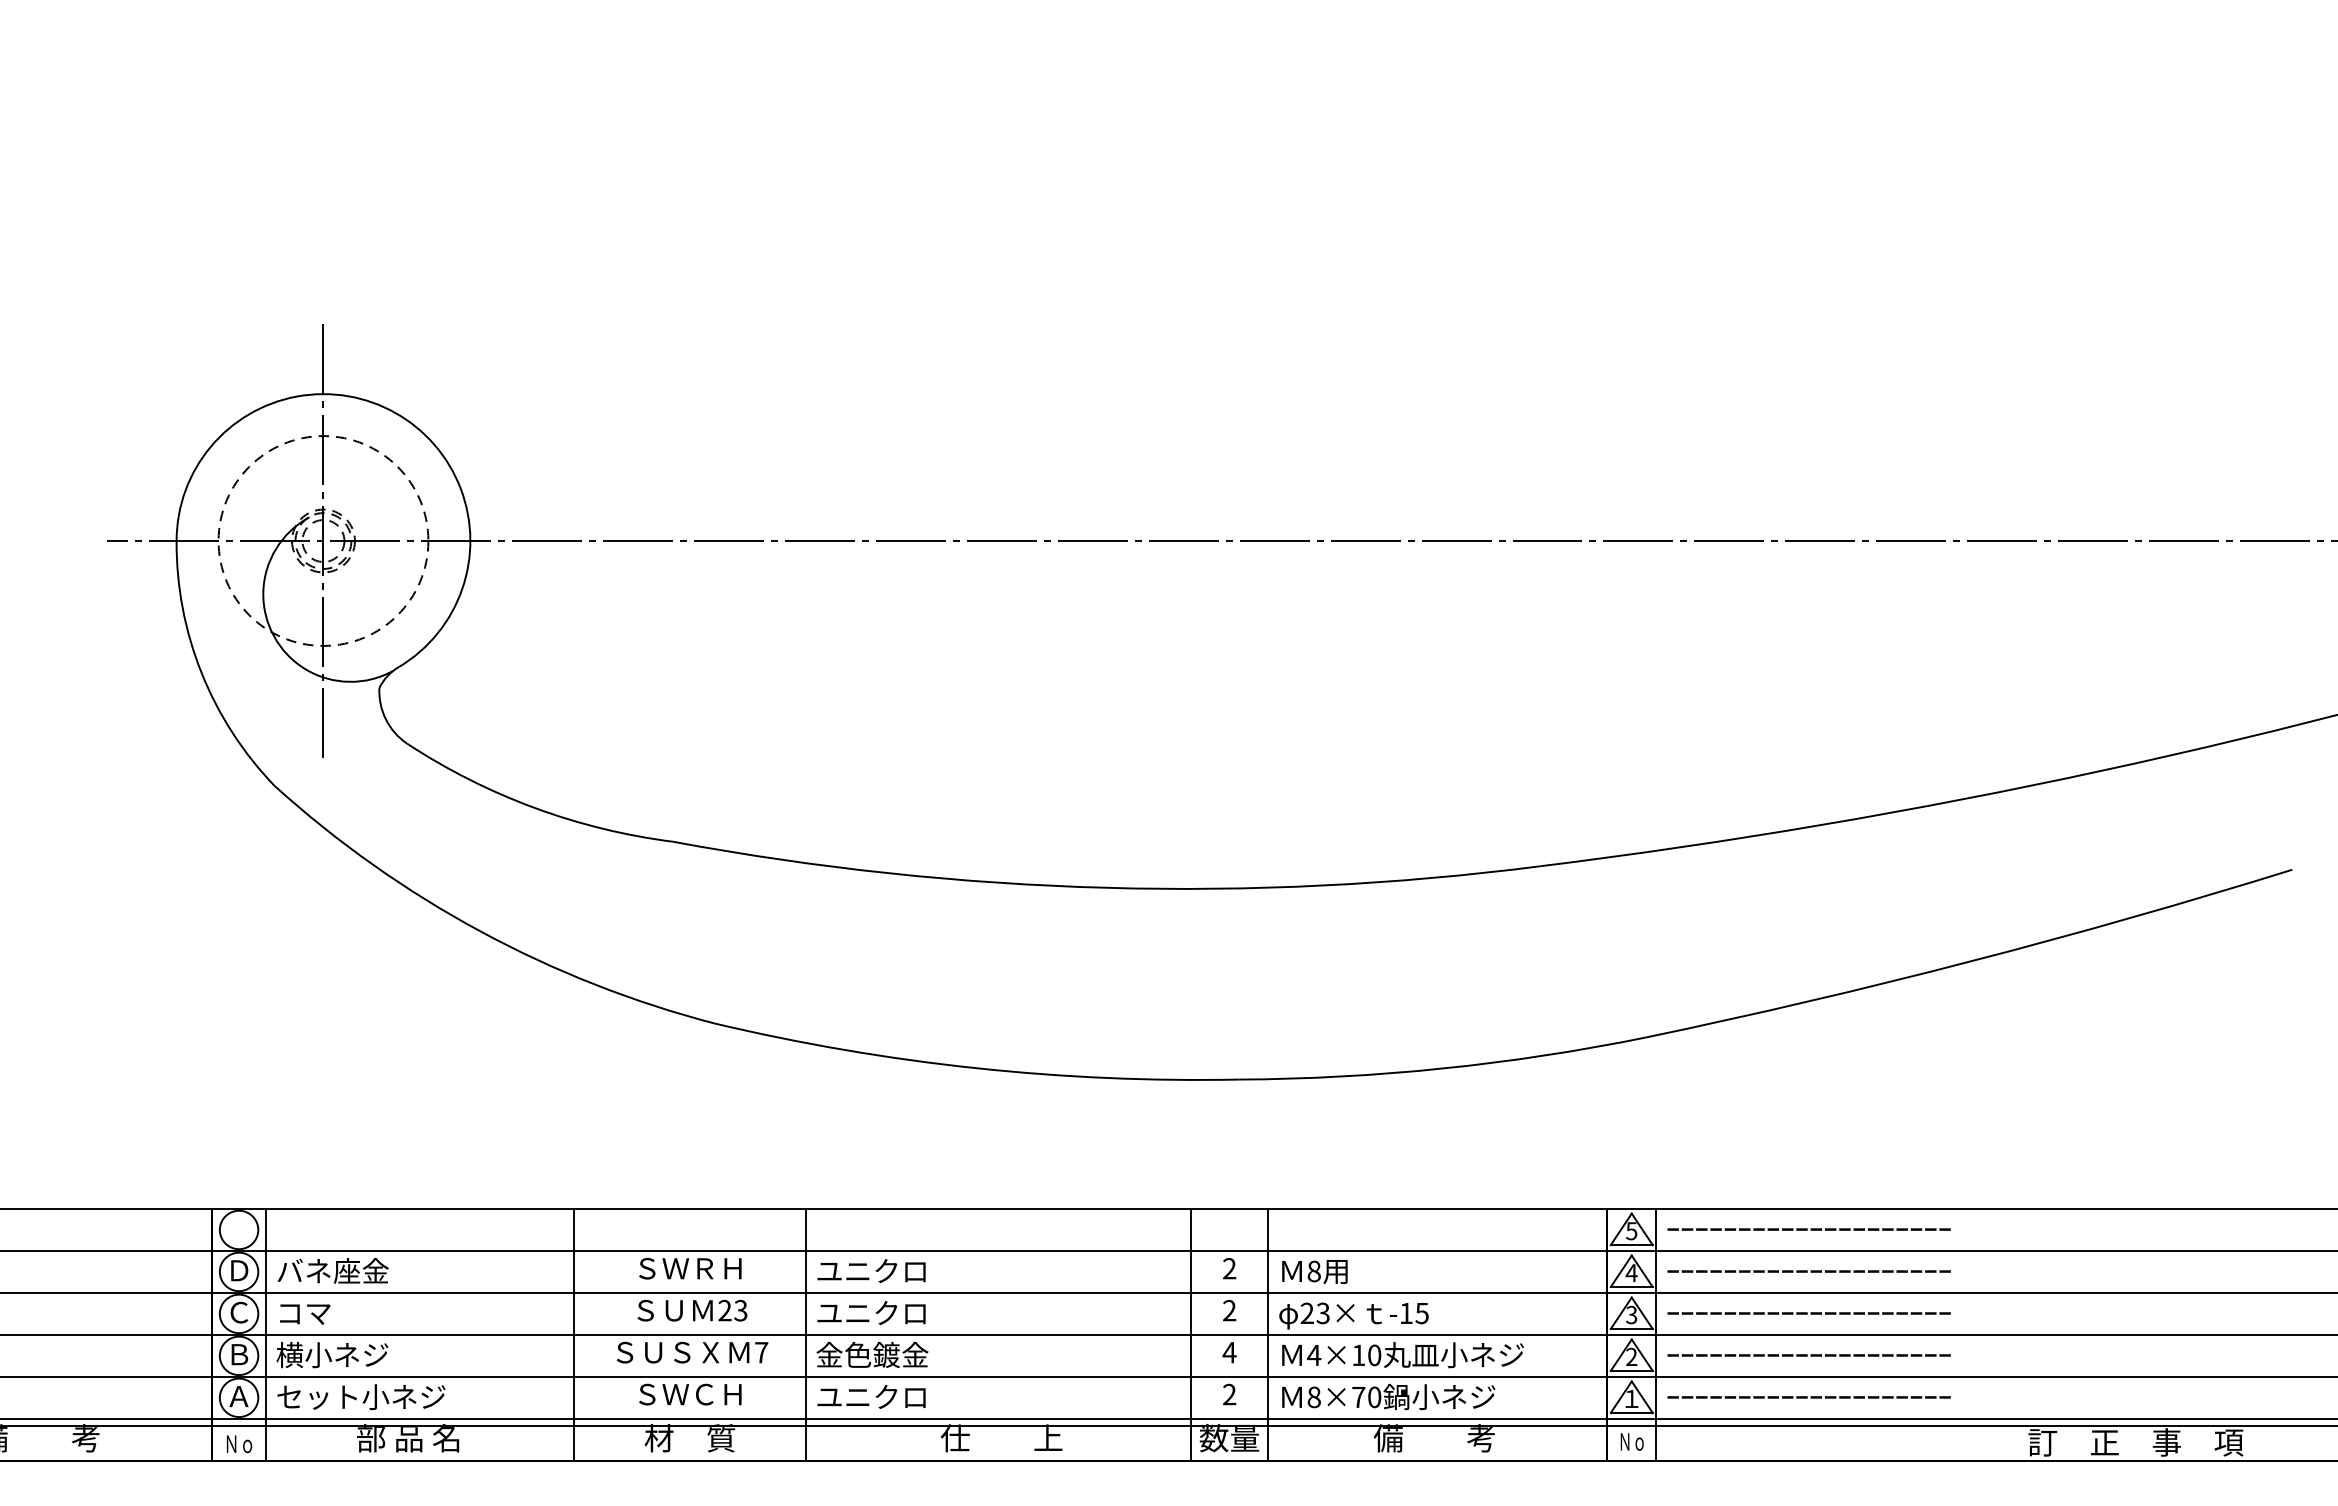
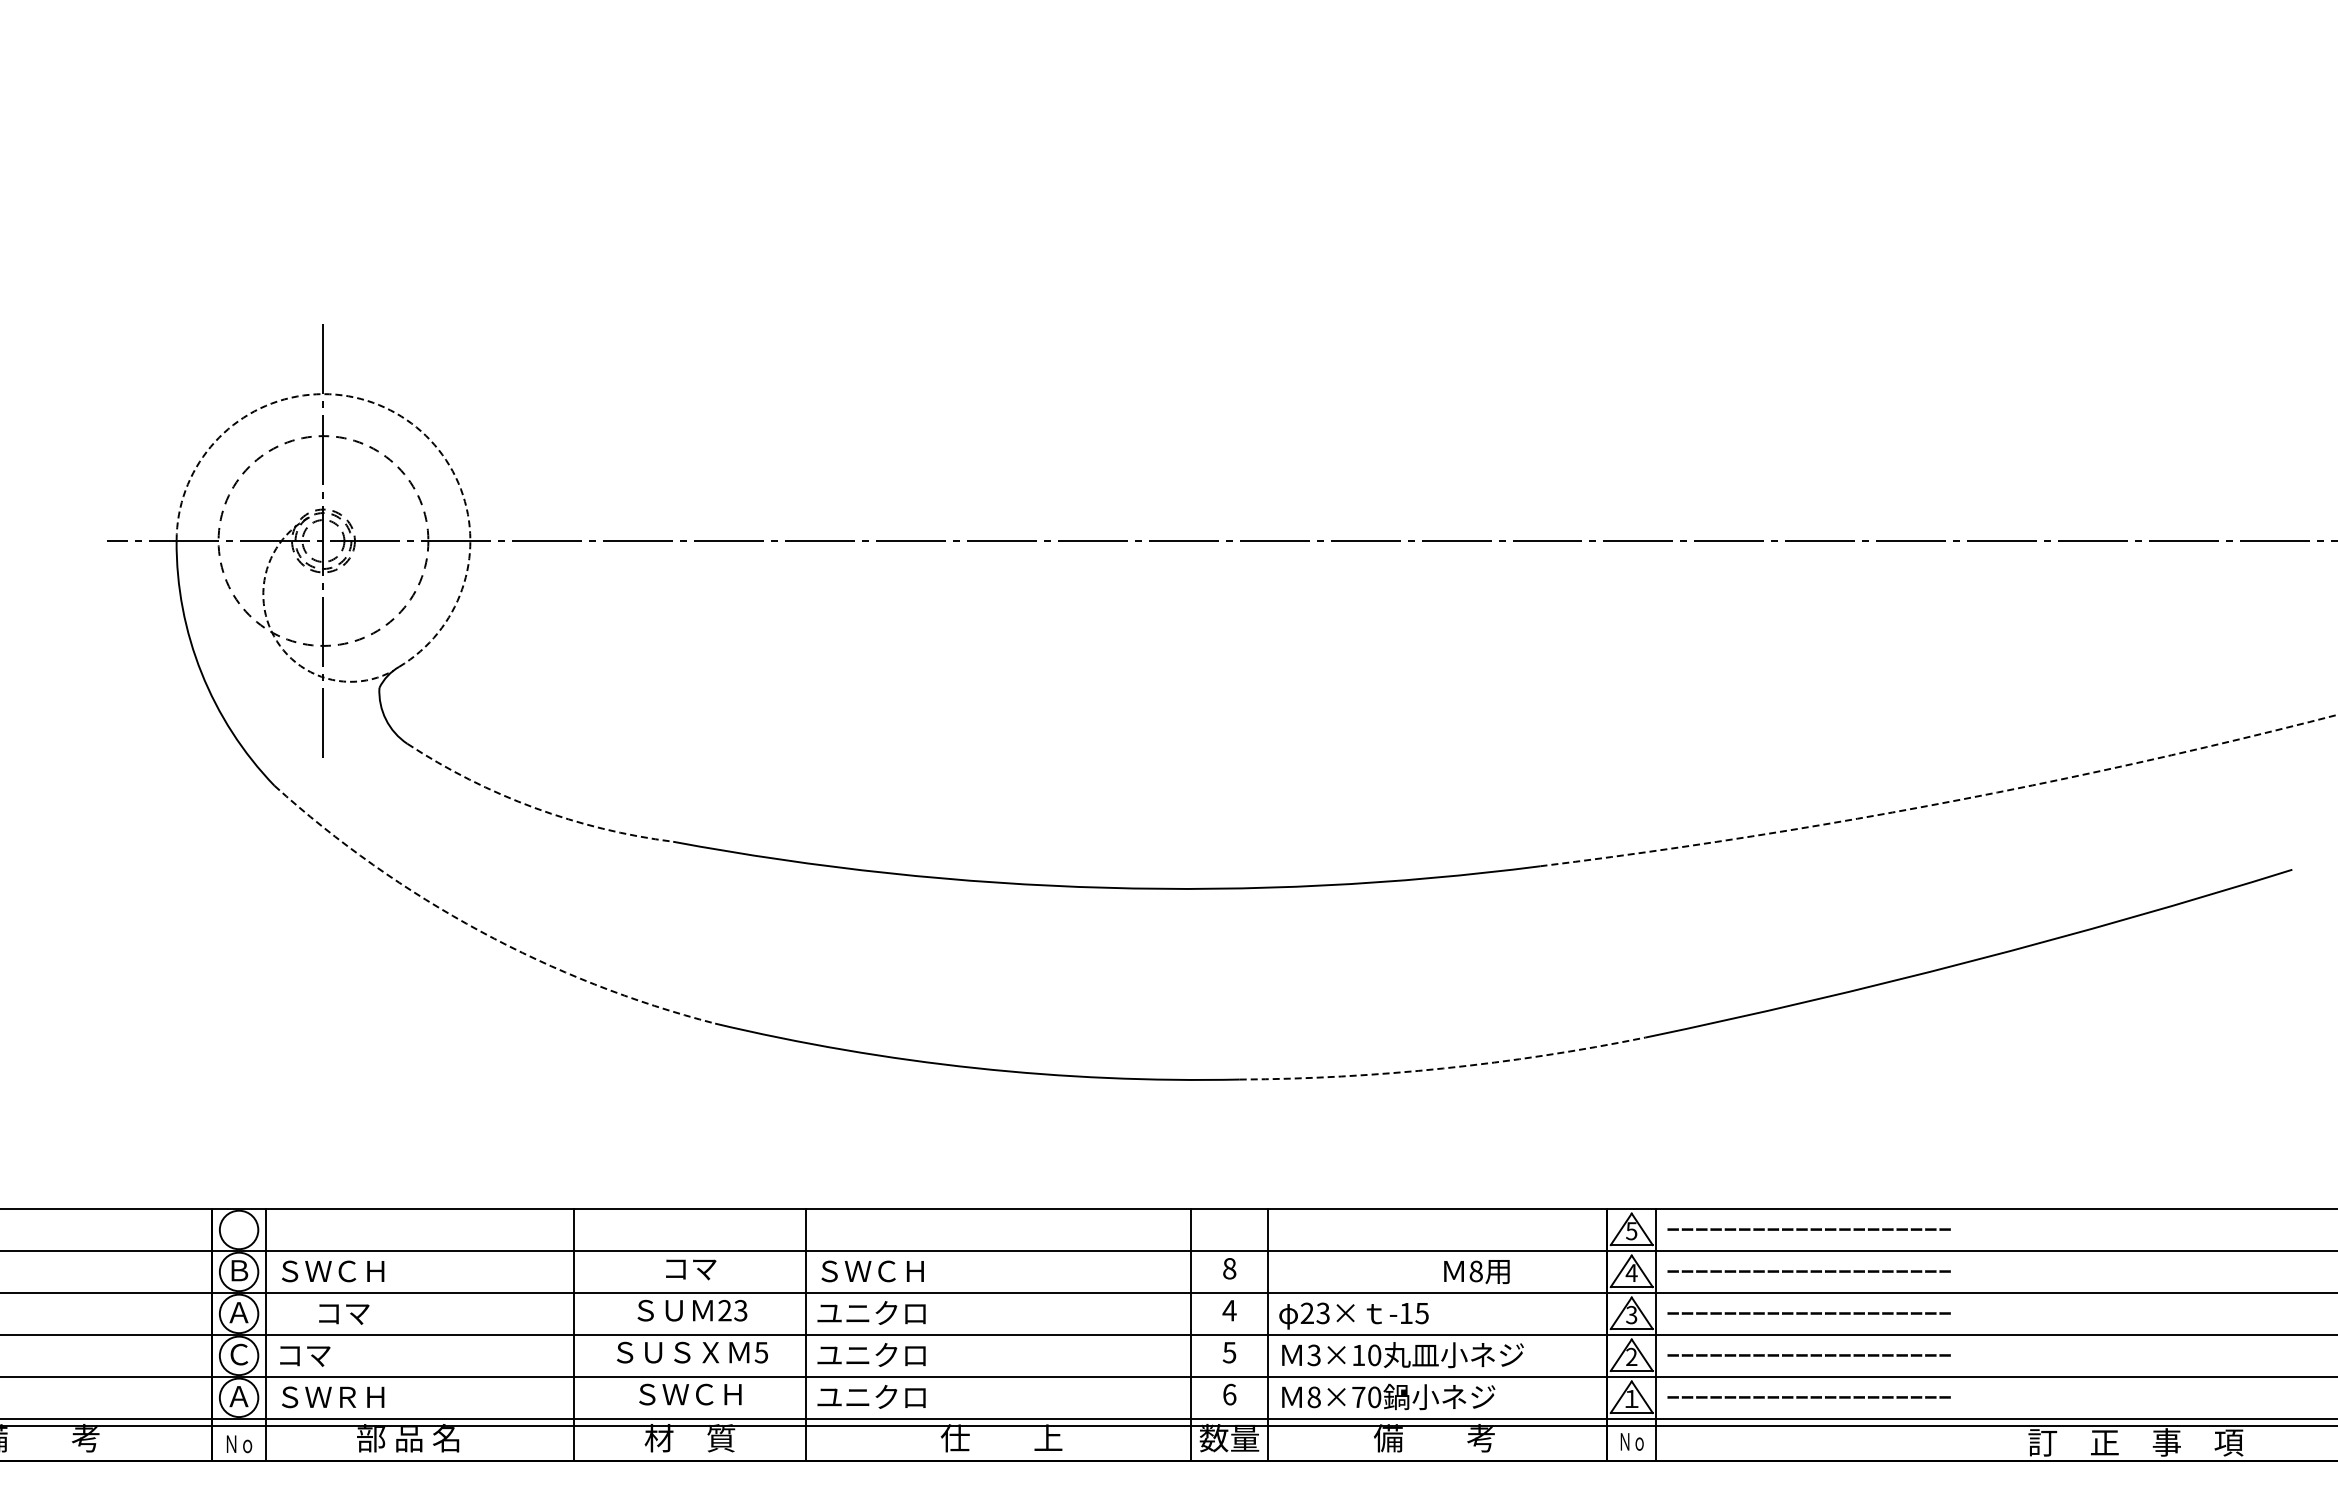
arc: solid -> dashed (395, 413)
arc: solid -> dashed (274, 636)
arc: solid -> dashed (1942, 803)
arc: solid -> dashed (534, 807)
arc: solid -> dashed (480, 931)
arc: solid -> dashed (1443, 1068)
text: ＳＷＲＨ -> コマ (690, 1268)
text: 2 -> 8 (1229, 1268)
text: Ｄ -> Ｂ (239, 1270)
text: バネ座金 -> ＳＷＣＨ (332, 1270)
text: ユニクロ -> ＳＷＣＨ (871, 1271)
text position: (1314, 1272) -> (1476, 1272) (1476, 1272)
text: 2 -> 4 (1229, 1310)
text: Ｃ -> Ａ (238, 1312)
text position: (305, 1314) -> (344, 1314) (344, 1314)
text: 7 -> 5 (761, 1352)
text: 4 -> 5 (1229, 1352)
text: Ｂ -> Ｃ (239, 1354)
text: 横小ネジ -> コマ (332, 1354)
text: 金色鍍金 -> ユニクロ (872, 1354)
text: 4×10 -> 3×10 (1314, 1355)
text: 2 -> 6 (1229, 1394)
text: セット小ネジ -> ＳＷＲＨ (361, 1397)
